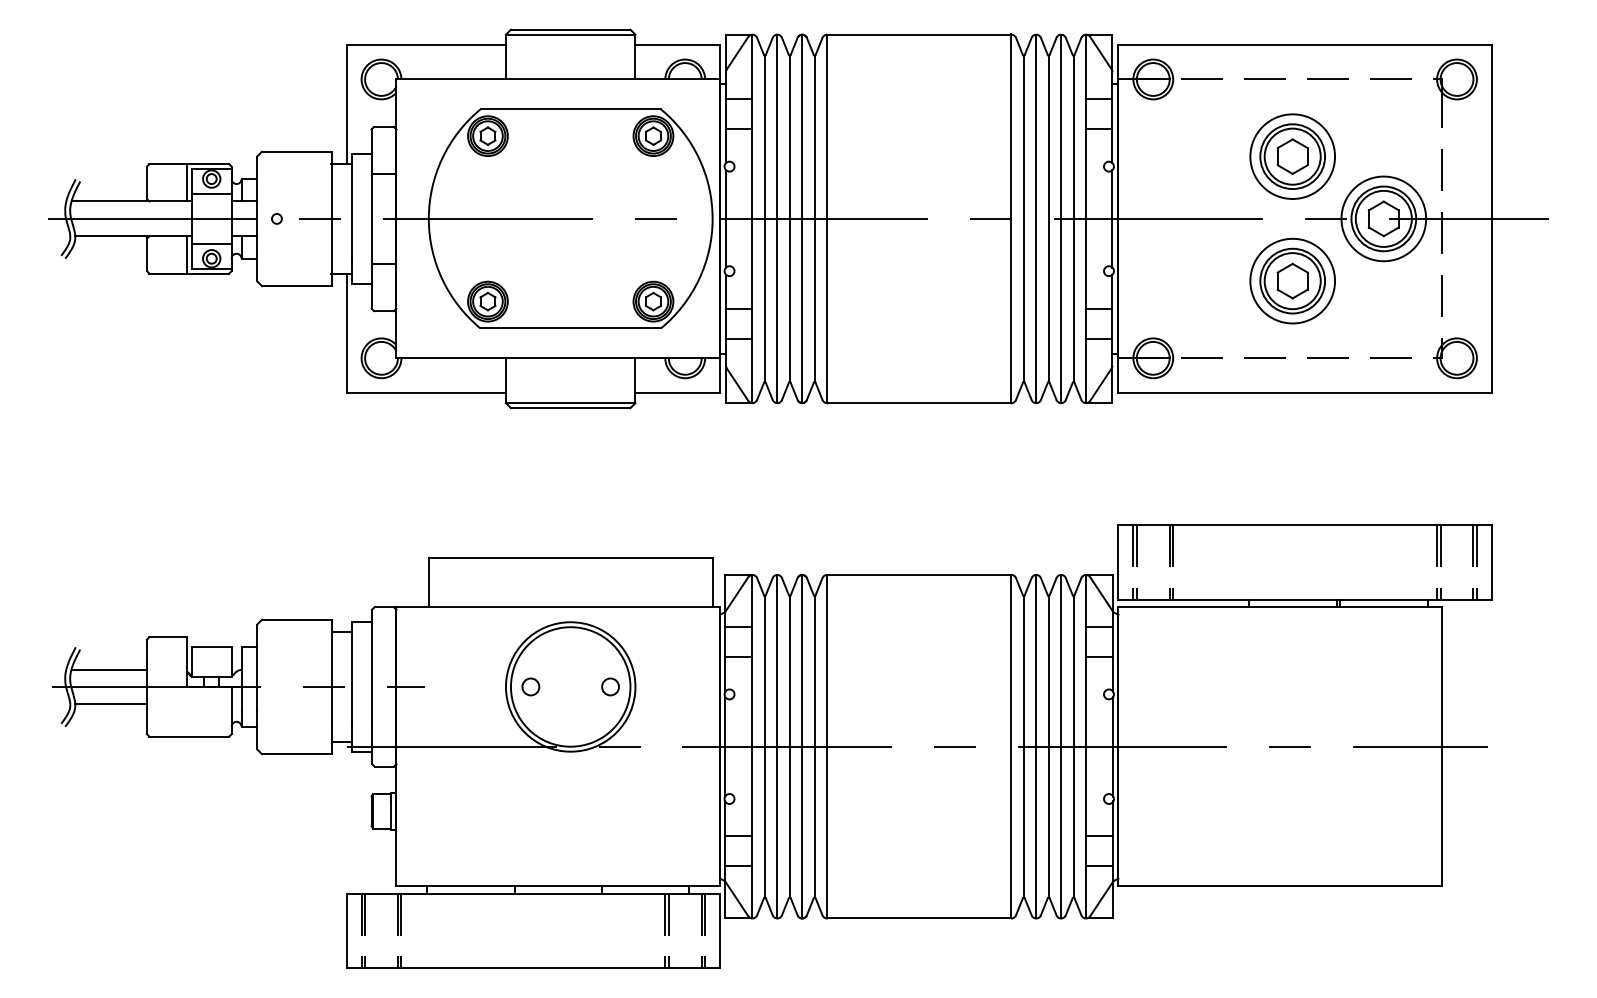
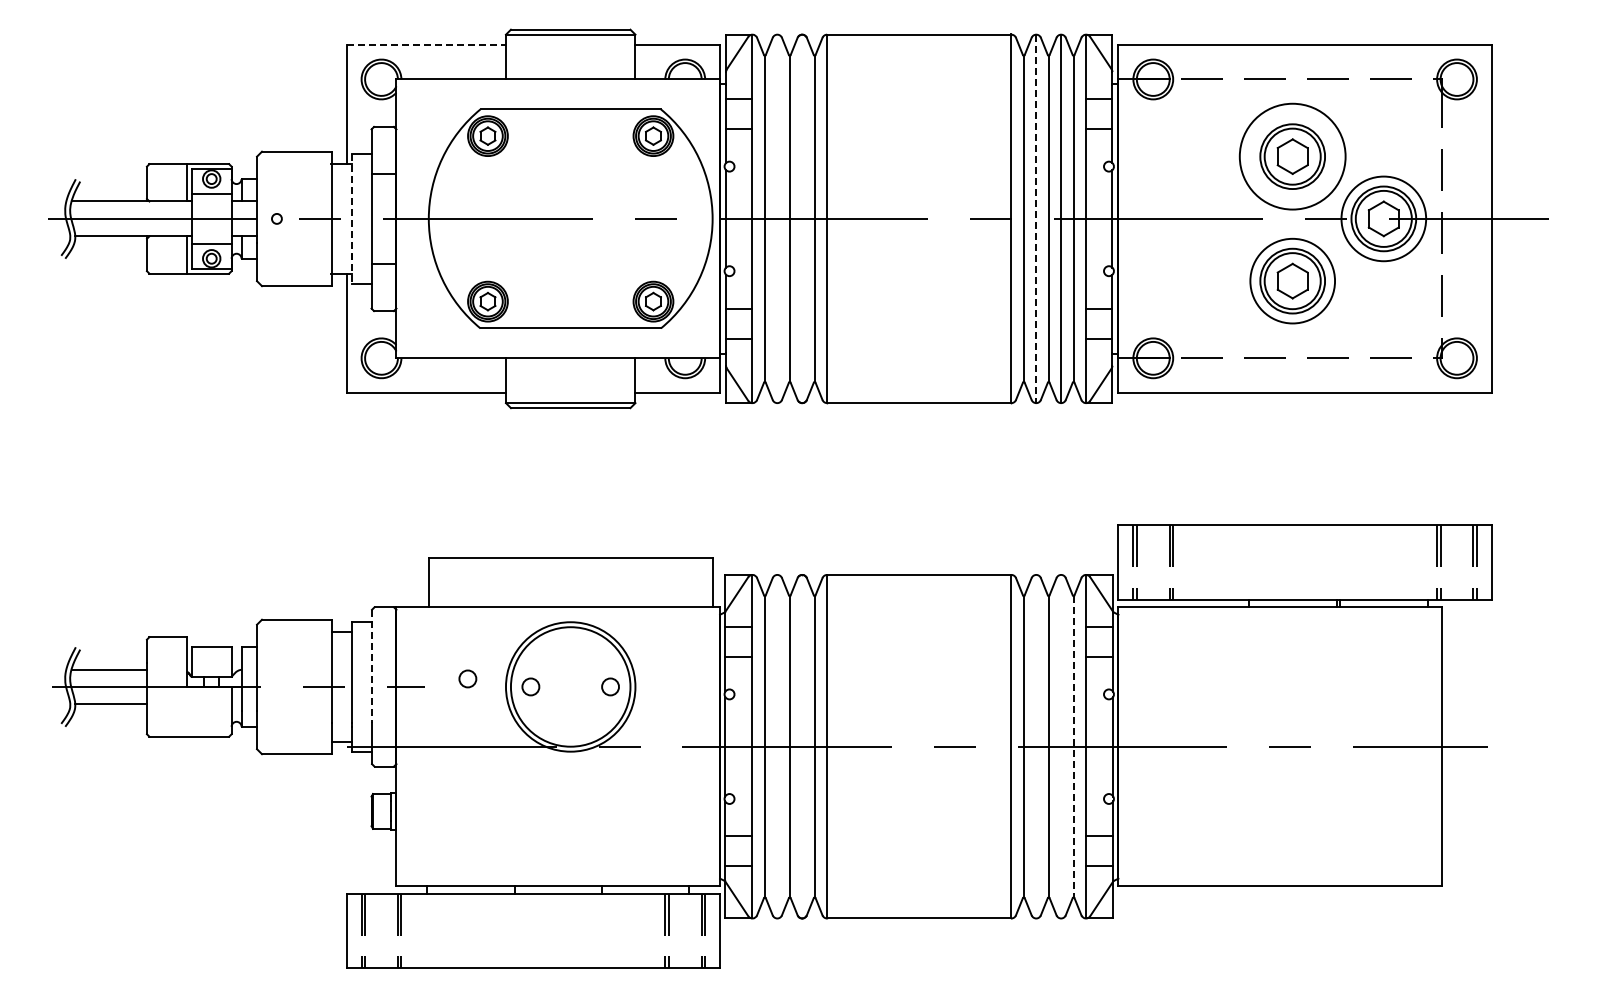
line: solid -> dashed (426, 44)
circle diameter: 85 px -> 106 px (1292, 156)
line: solid -> dashed (351, 218)
line: present -> none (777, 218)
line: present -> none (802, 218)
line: solid -> dashed (1036, 219)
line: solid -> dashed (372, 666)
circle: none -> present (467, 678)
line: present -> none (777, 746)
line: present -> none (802, 746)
line: present -> none (1036, 746)
line: present -> none (1061, 746)
line: solid -> dashed (1073, 746)
